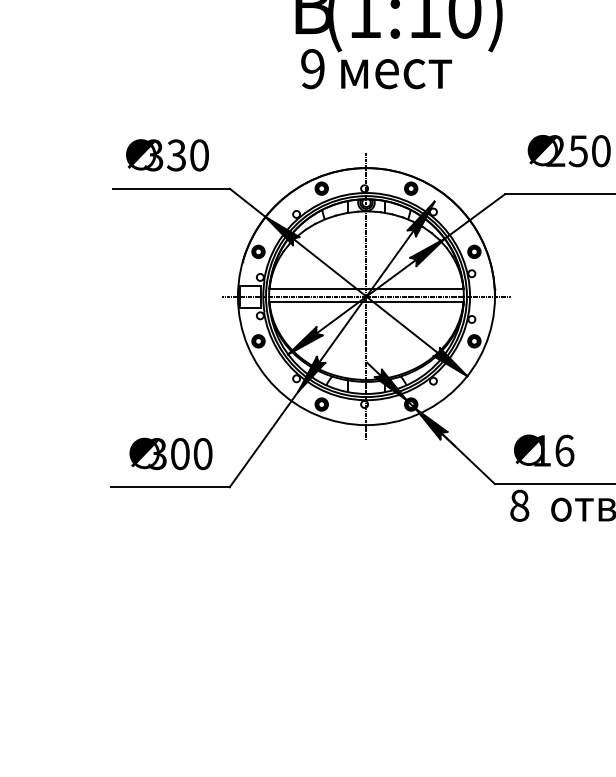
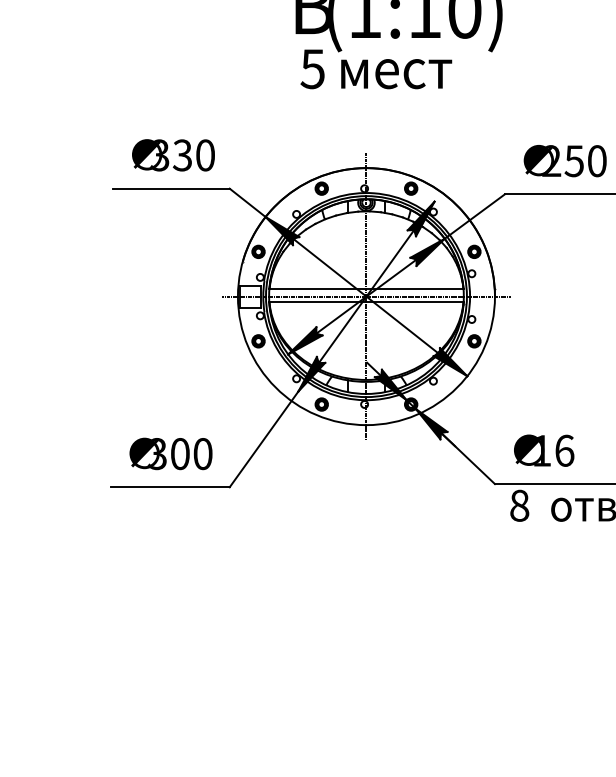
text: 9 -> 5 (312, 69)
text position: (568, 151) -> (564, 161) (564, 161)
text position: (167, 155) -> (173, 155) (173, 155)
